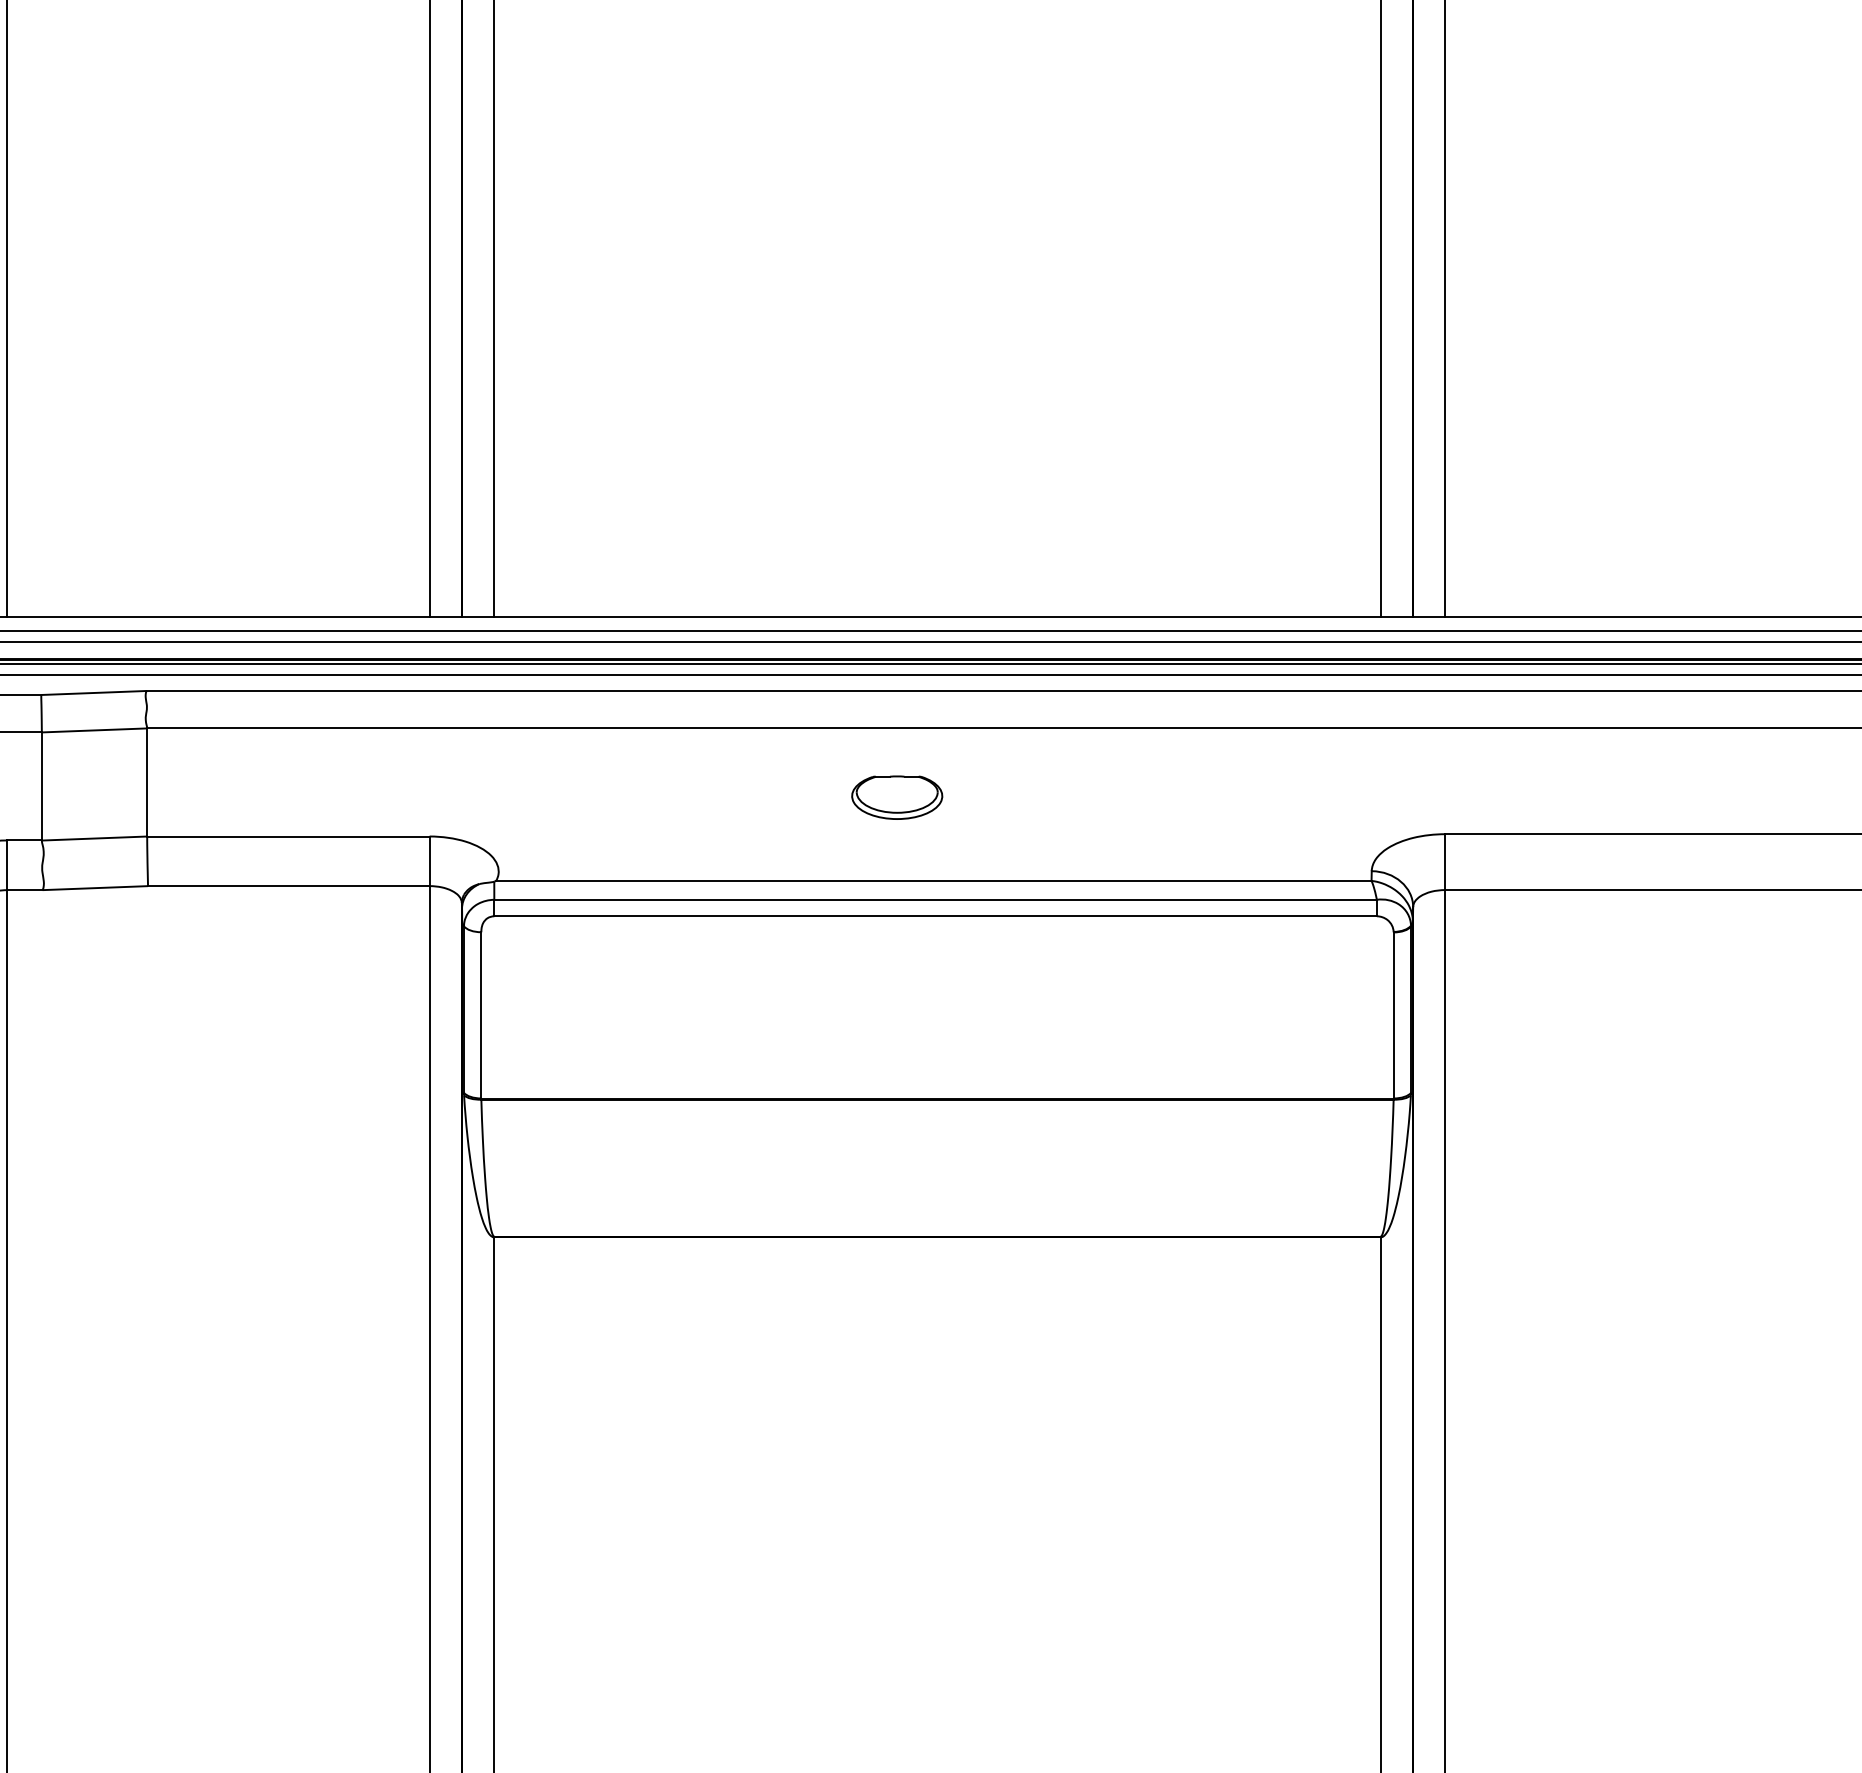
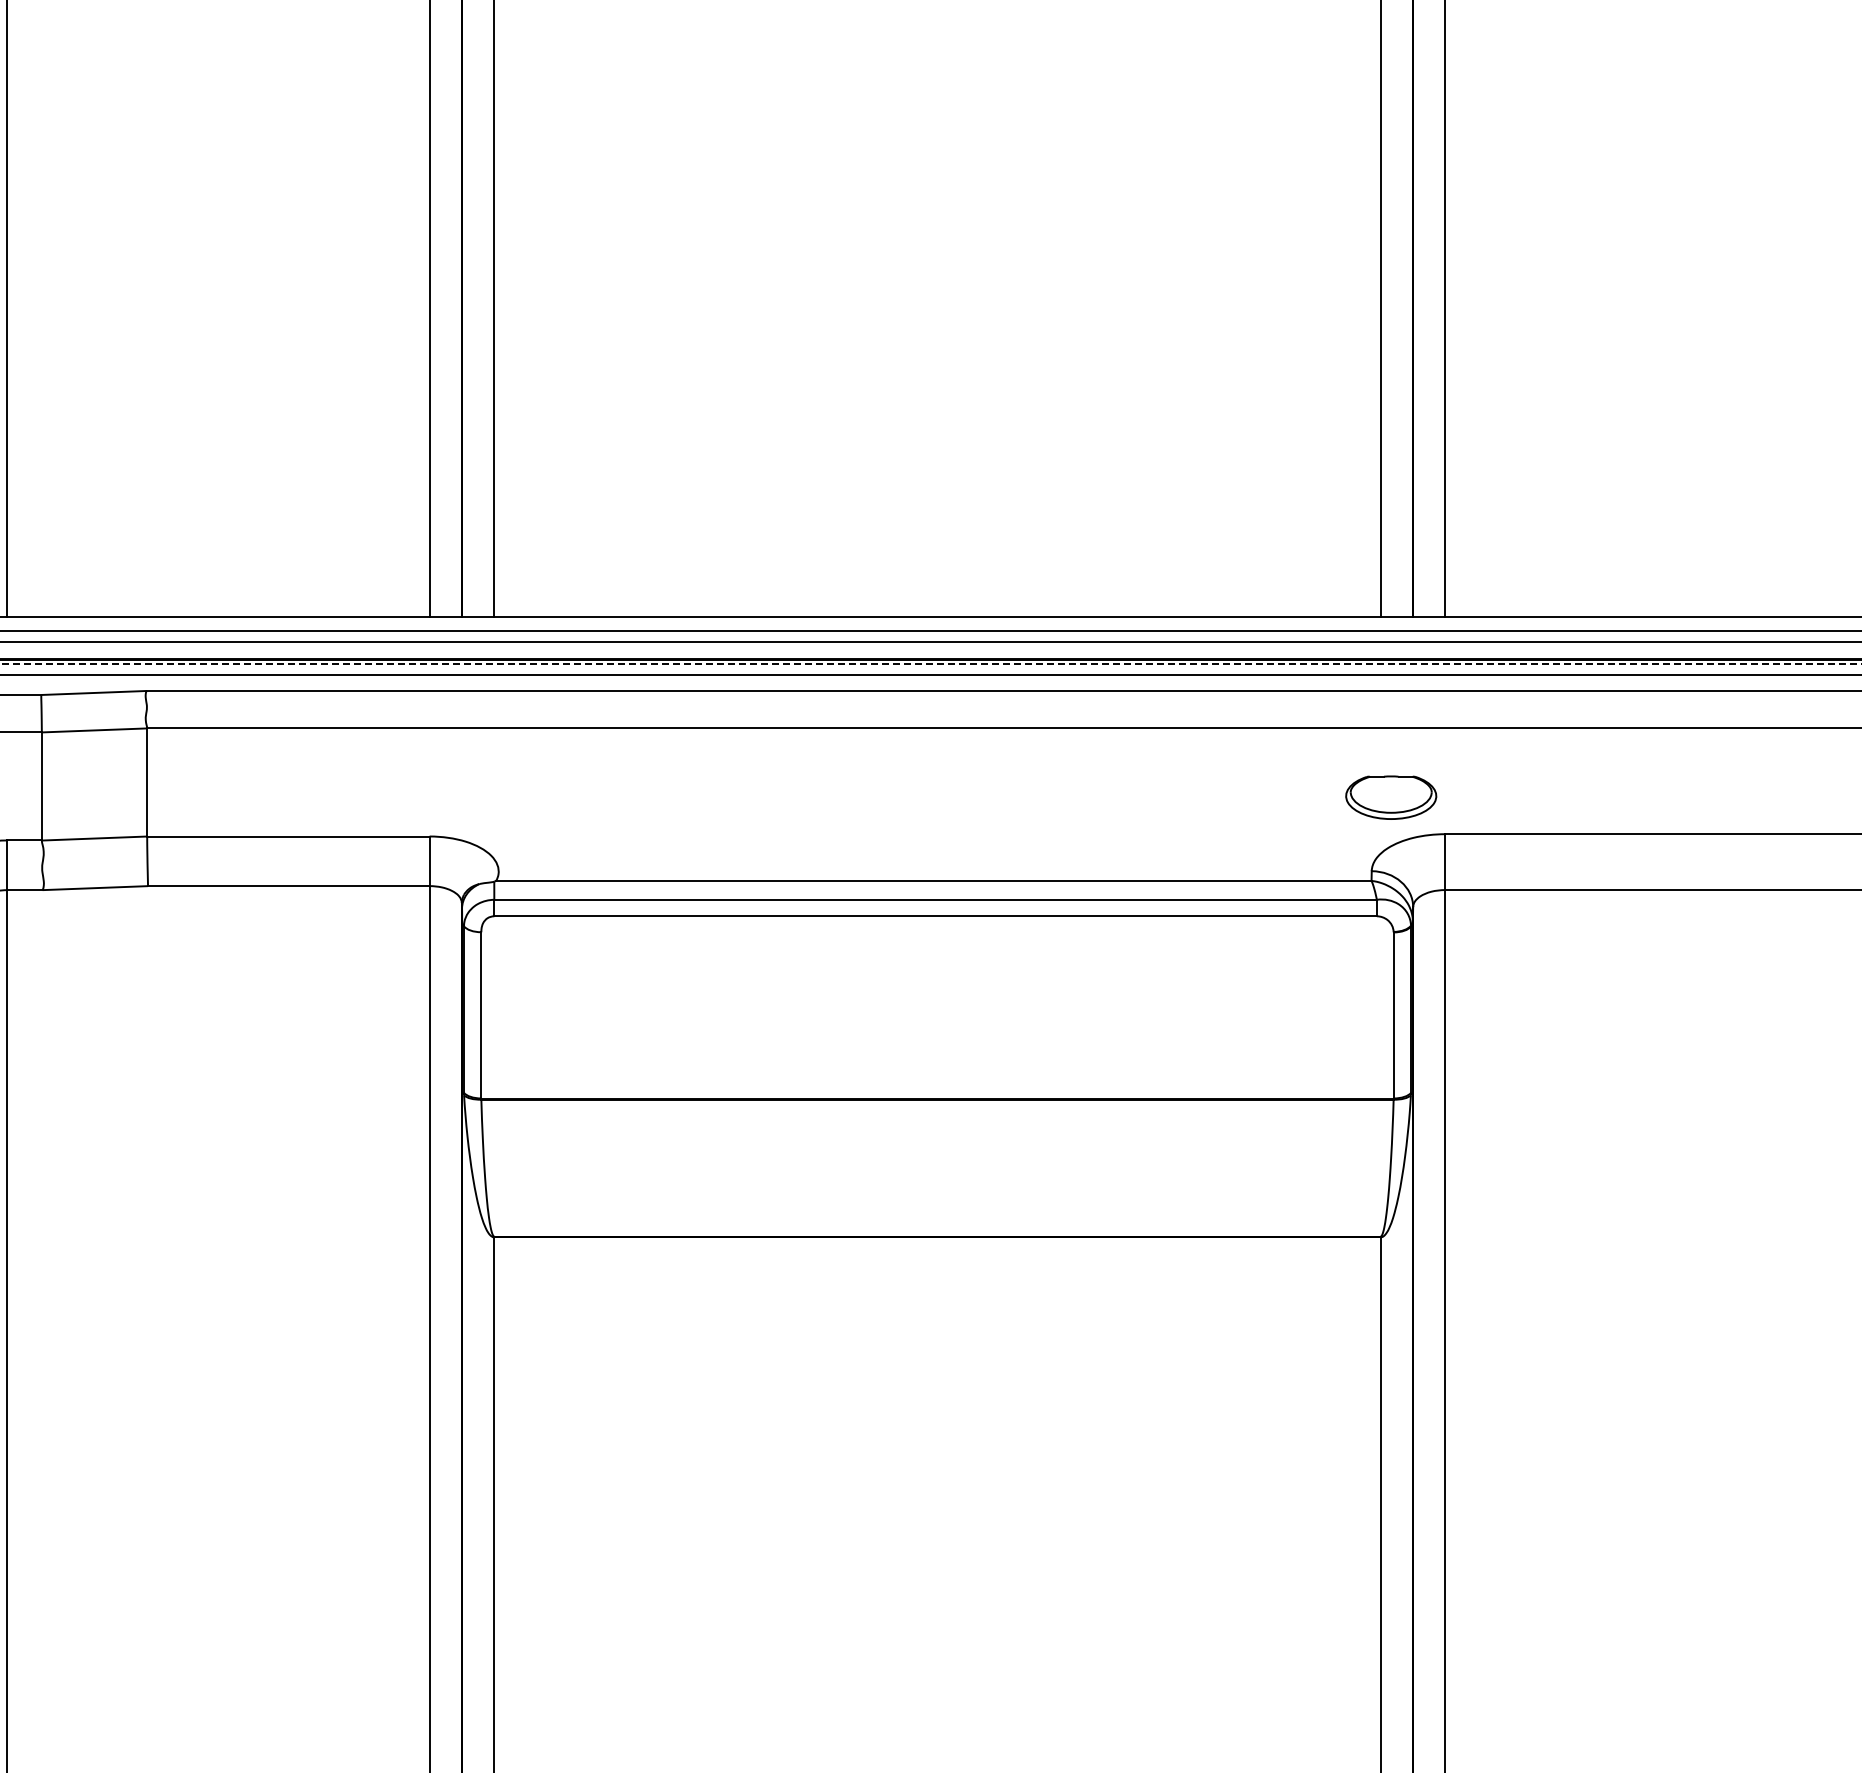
line: solid -> dashed (931, 664)
part position: (897, 797) -> (1391, 797) (1391, 797)
